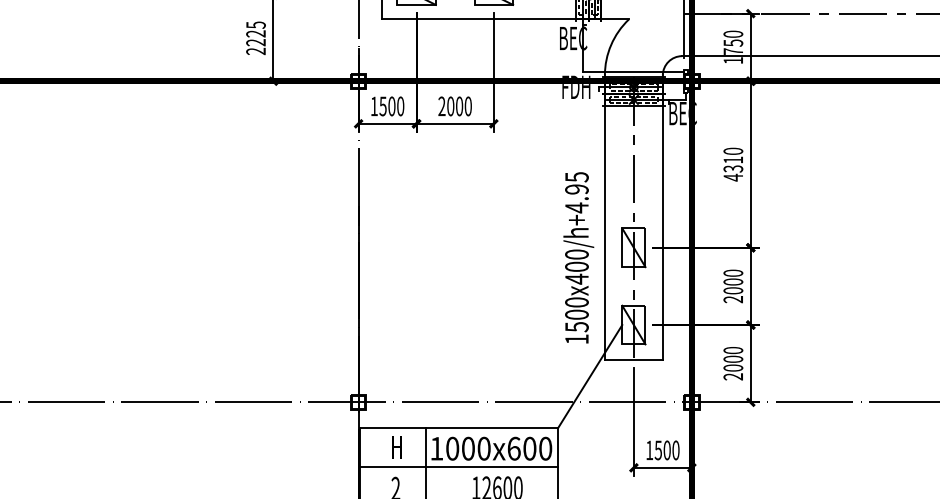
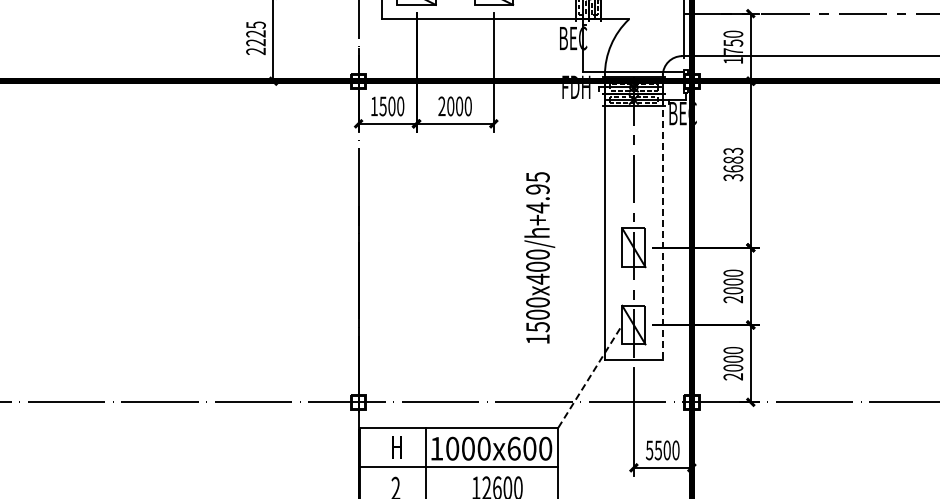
text: 4310 -> 3683 (733, 164)
line: solid -> dashed (662, 219)
text position: (578, 257) -> (539, 257) (539, 257)
line: solid -> dashed (590, 375)
text: 1500 -> 5500 (649, 450)
